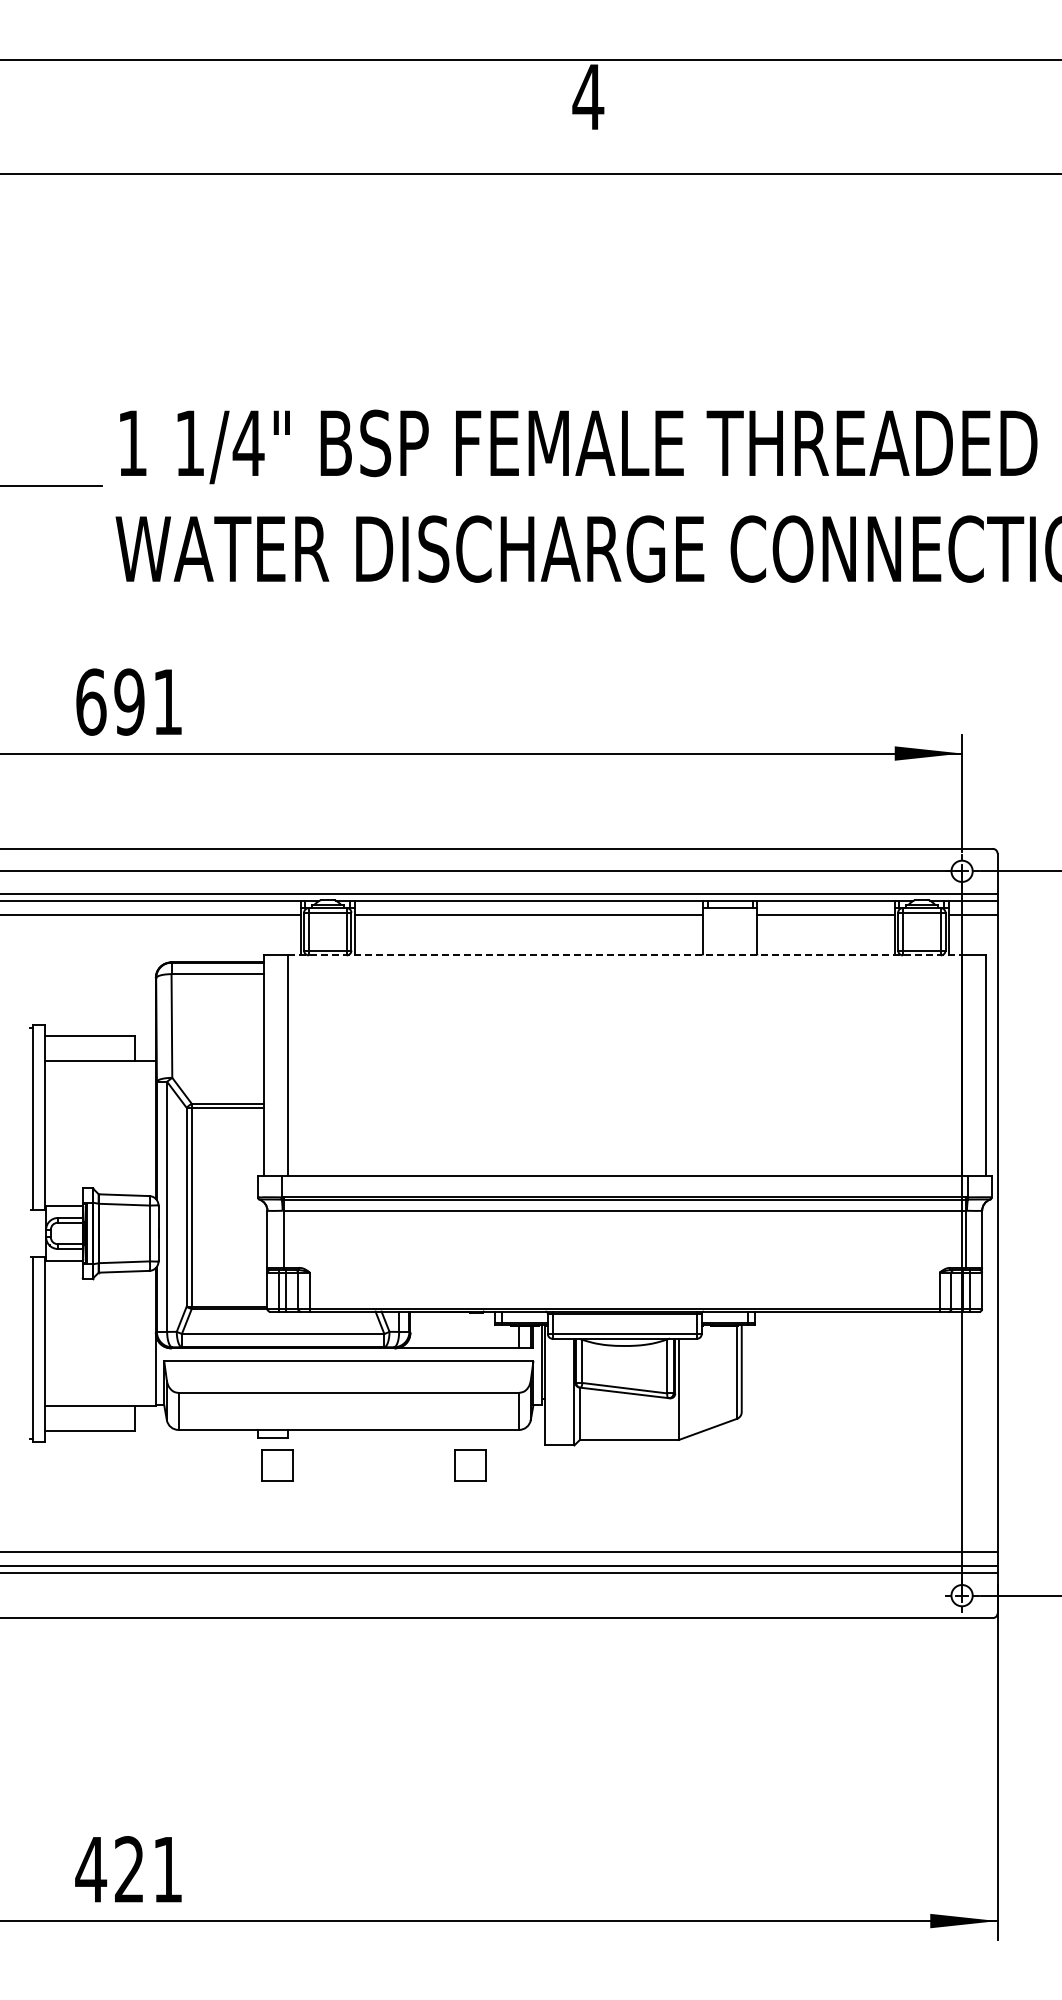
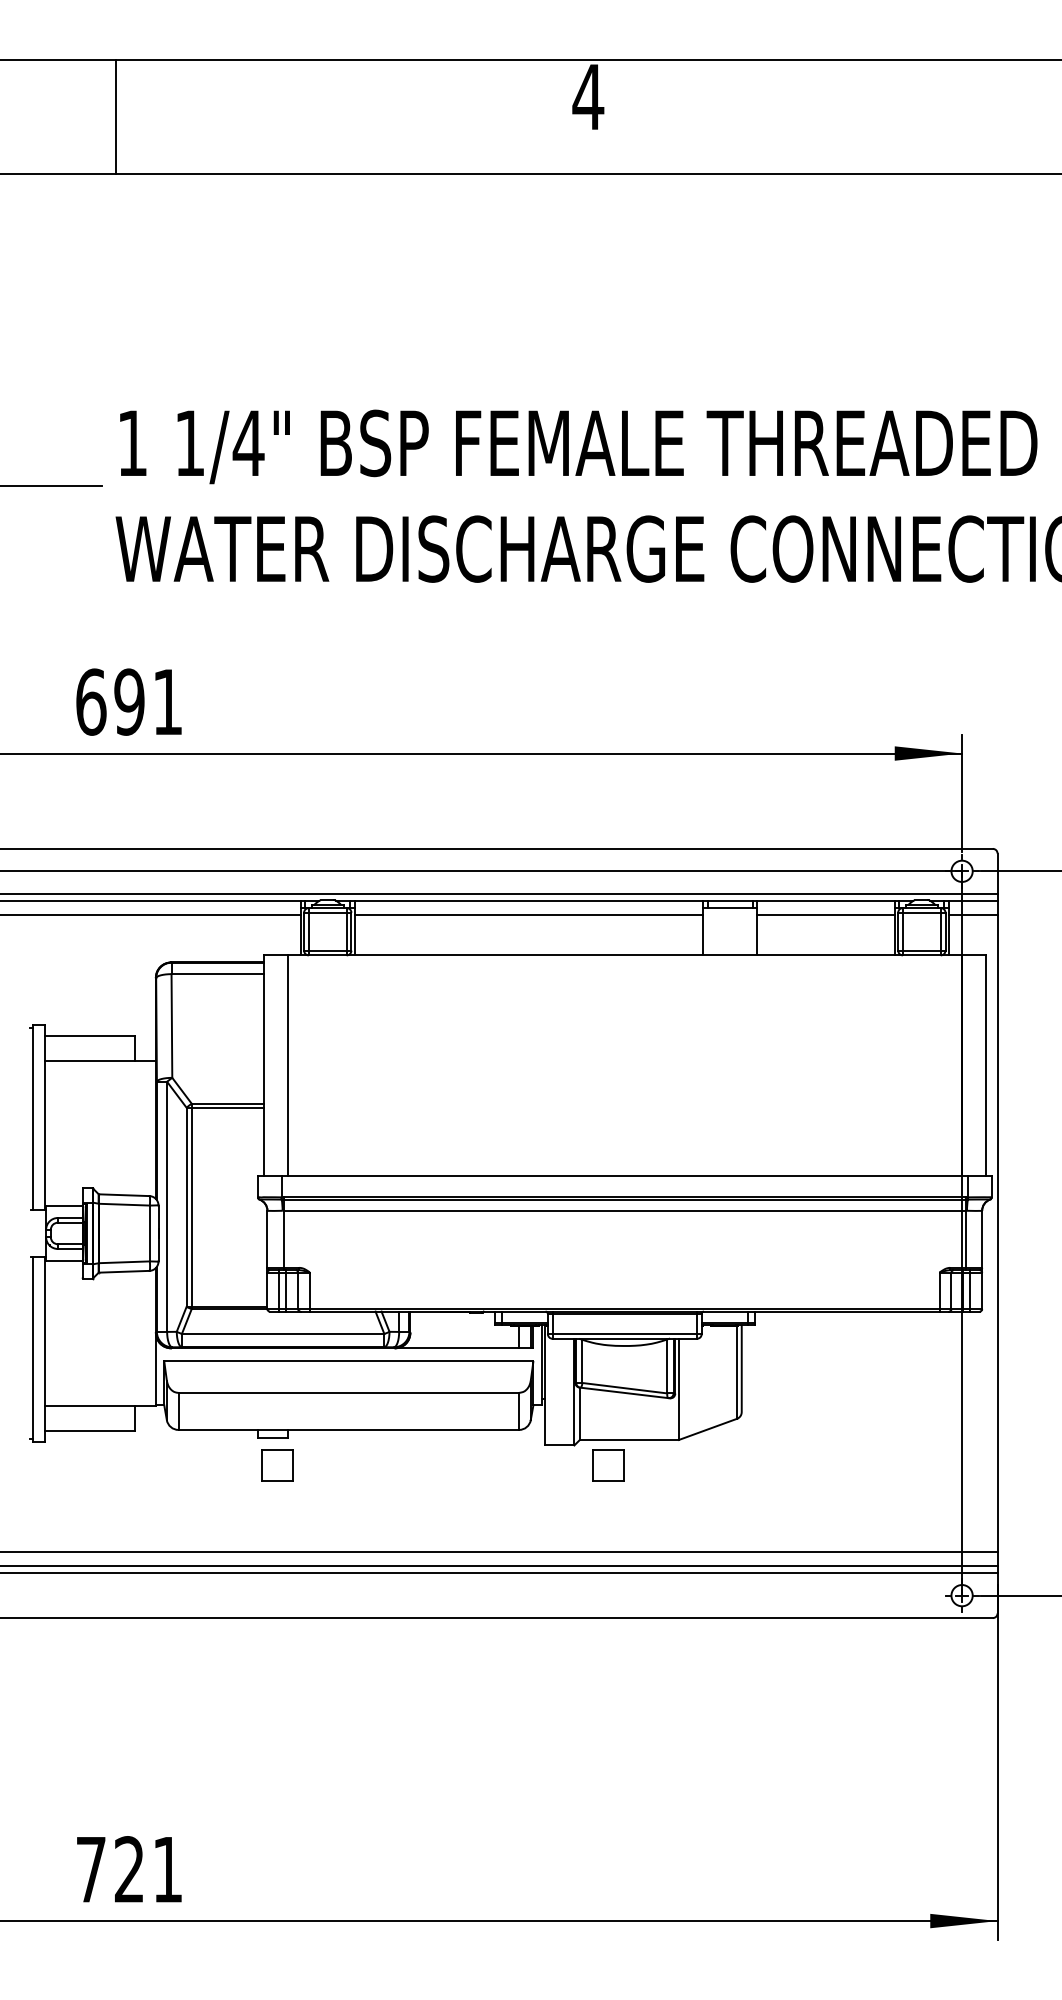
line: none -> present (115, 116)
line: dashed -> solid (625, 955)
part position: (470, 1465) -> (608, 1465) (608, 1465)
text: 421 -> 721 (91, 1869)
